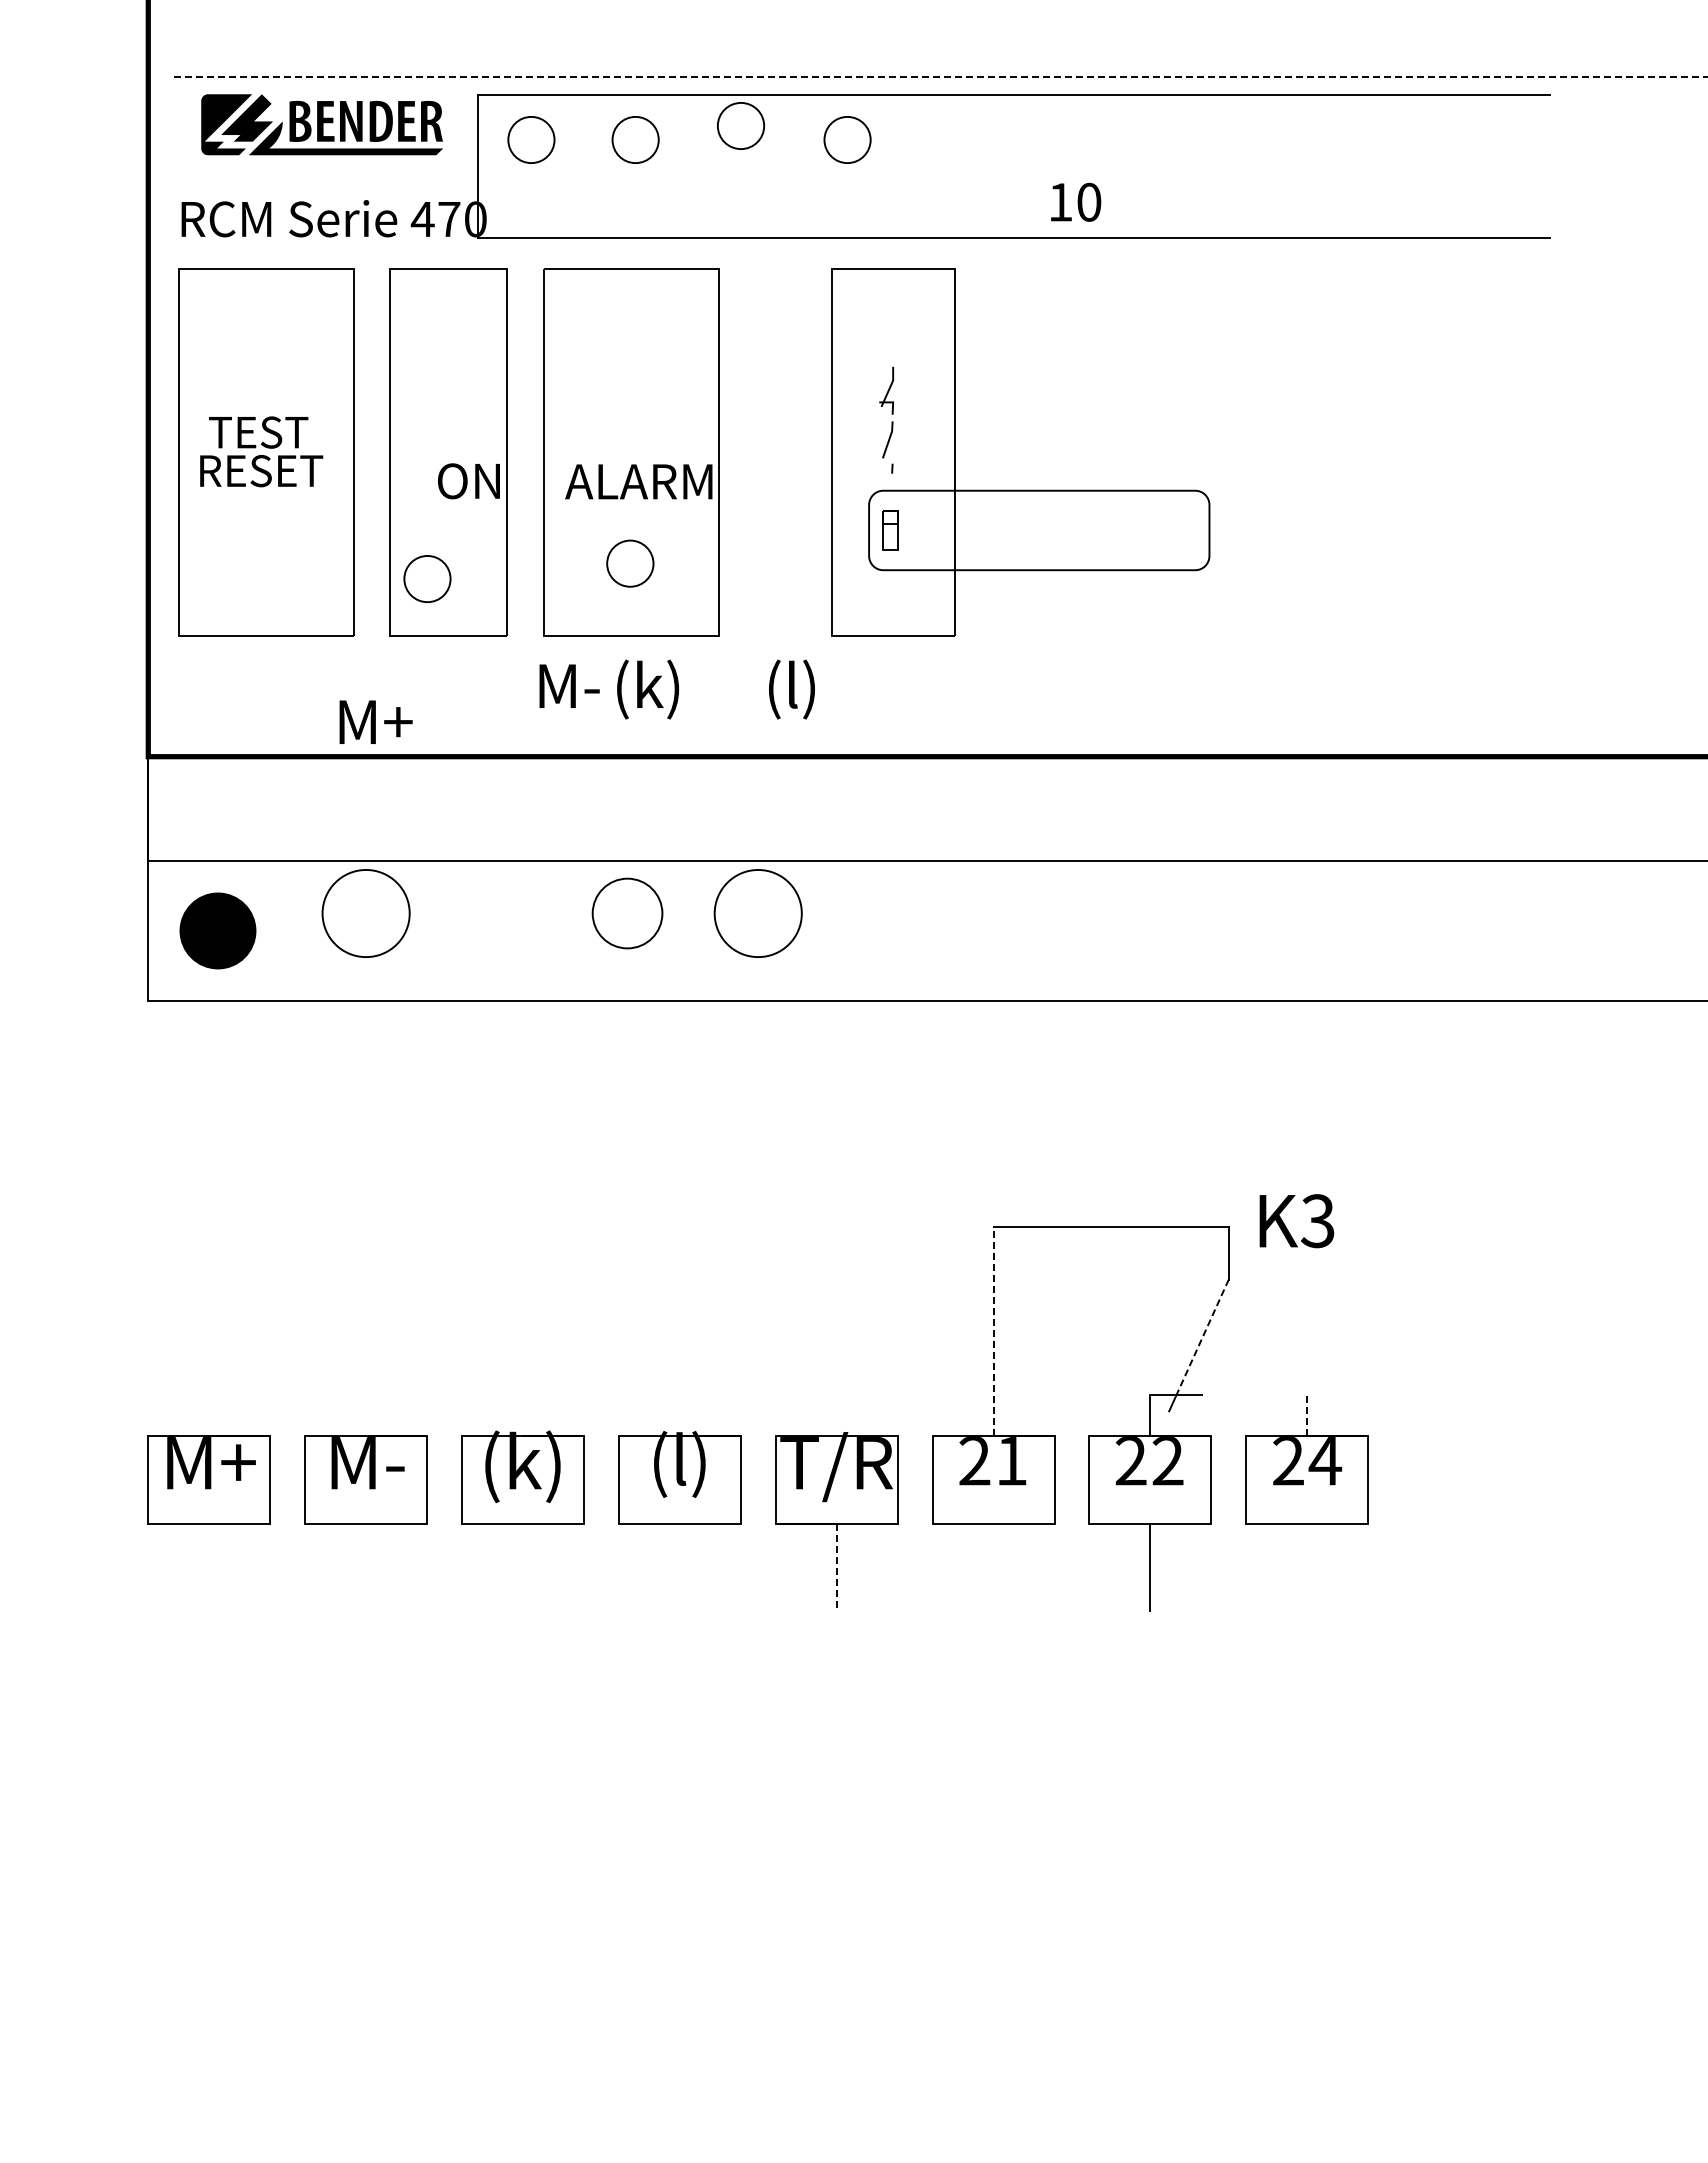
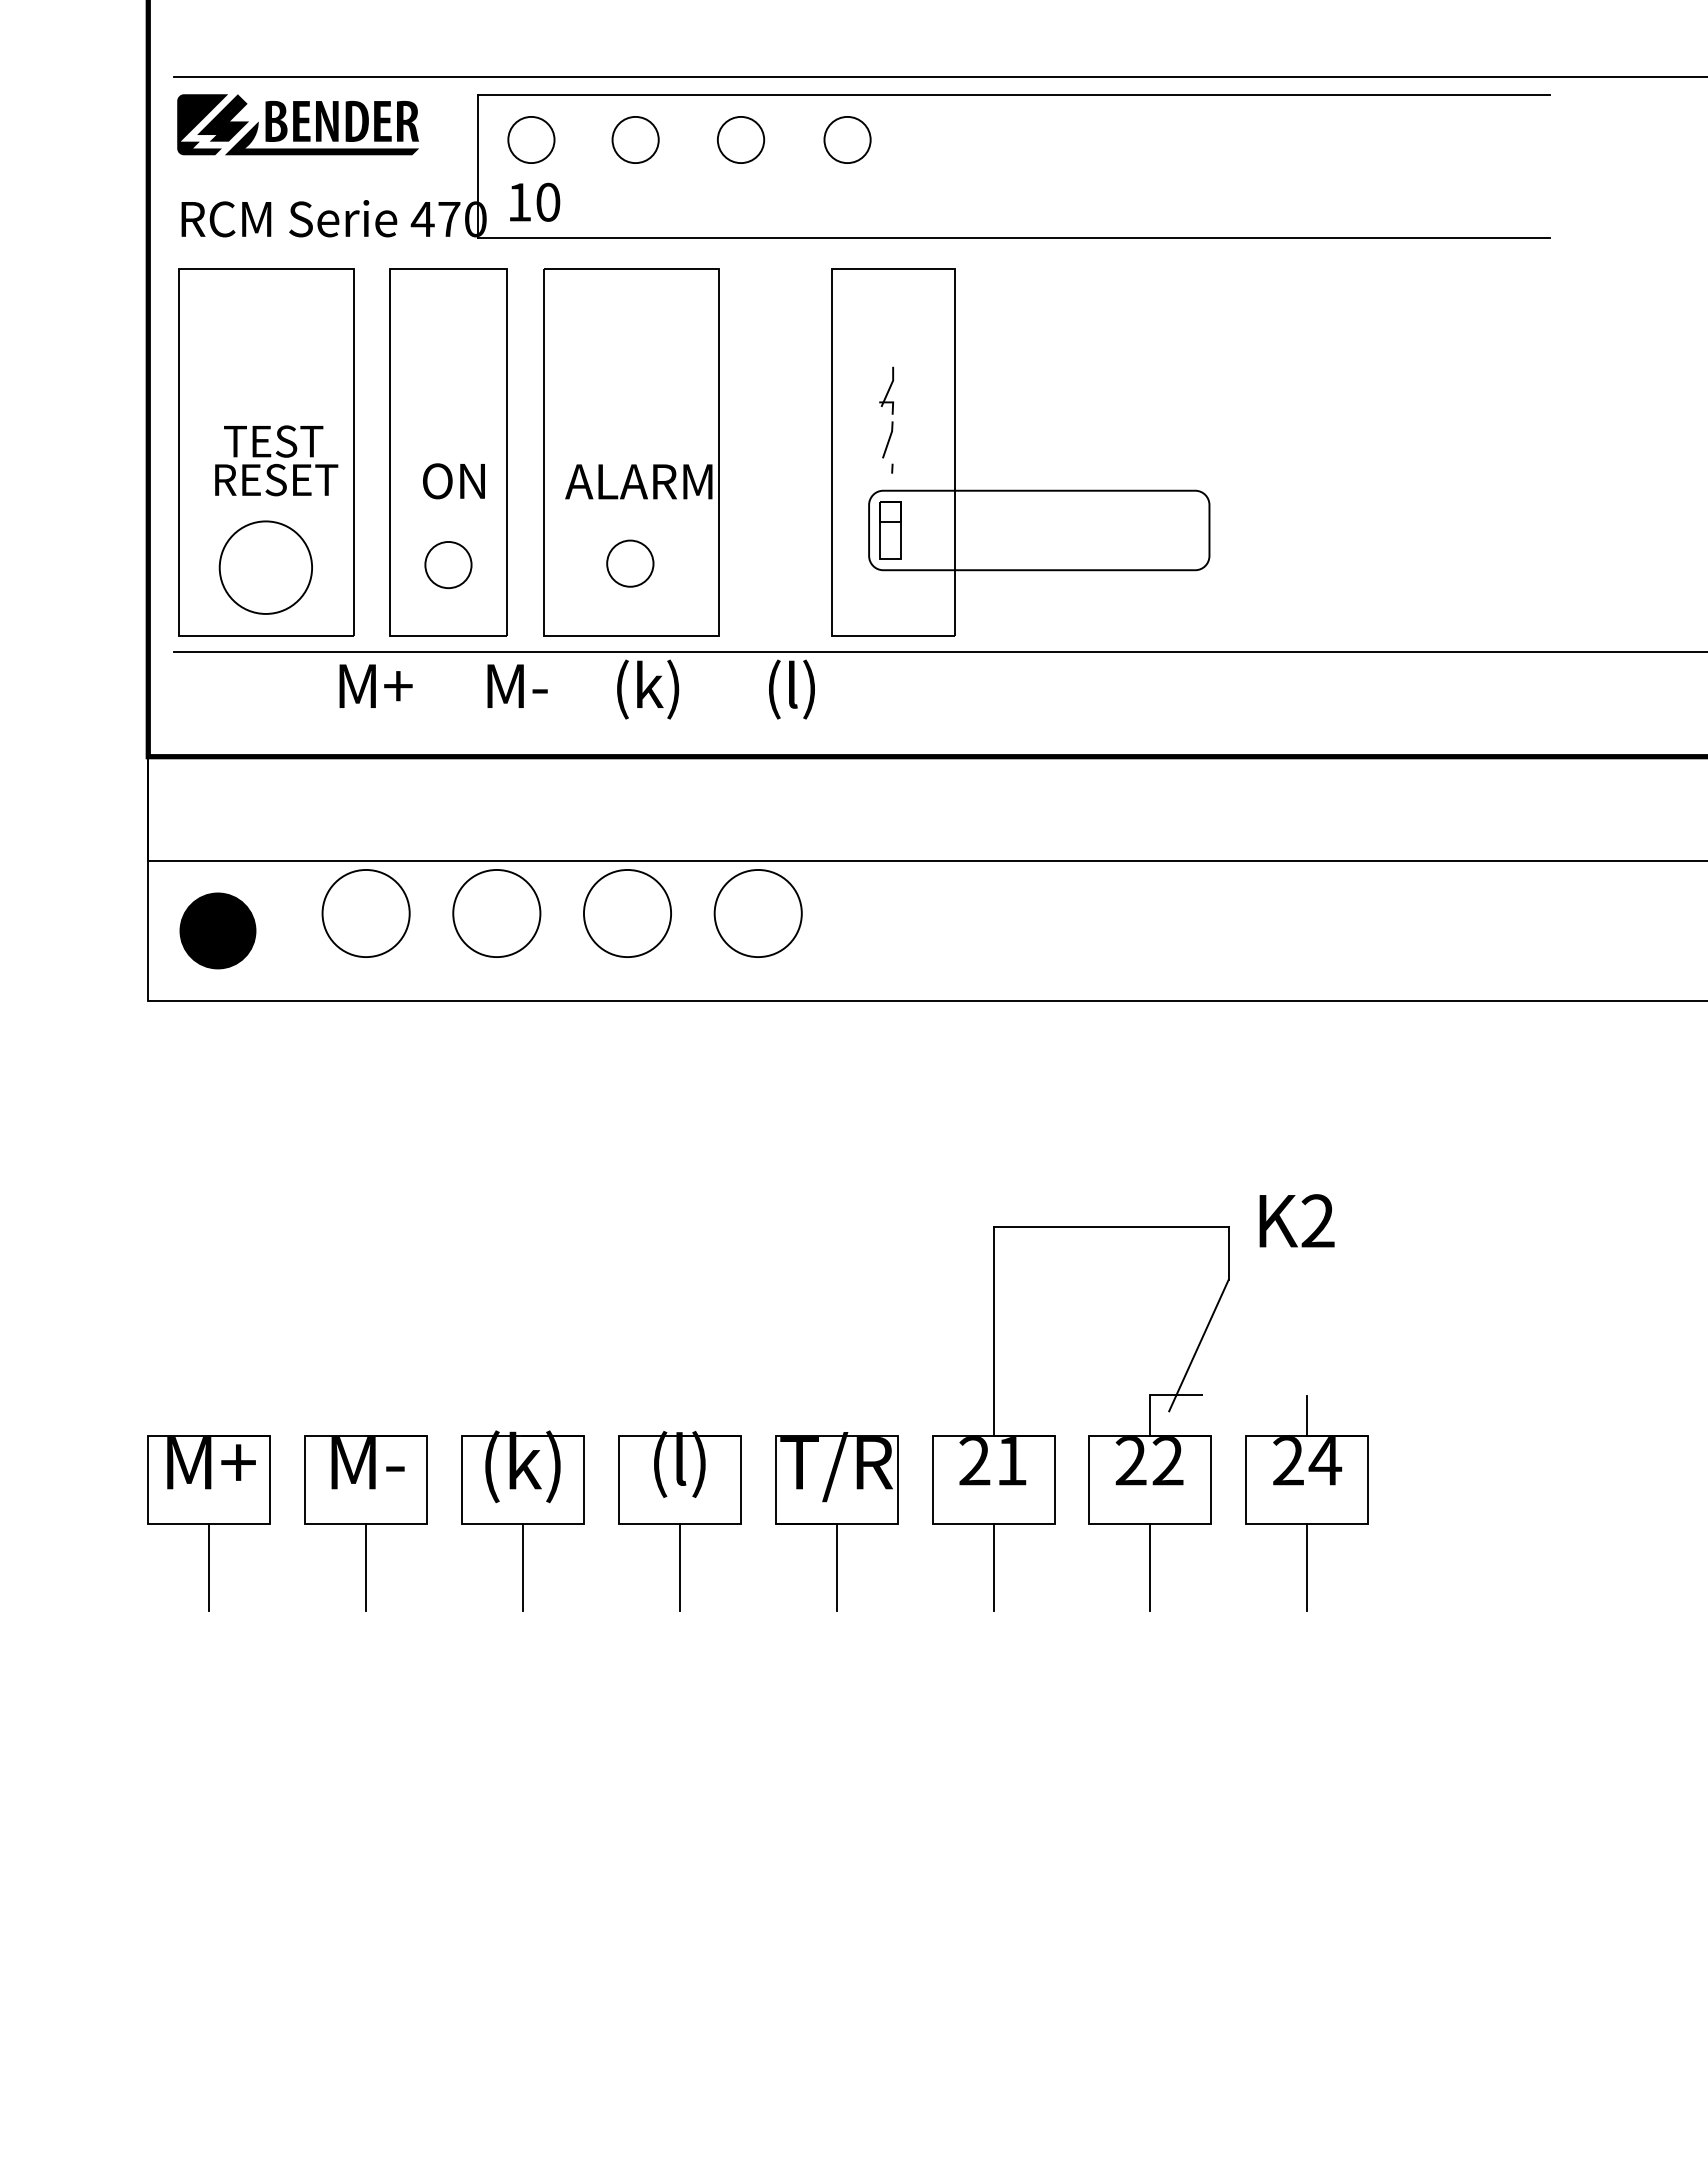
line: dashed -> solid (941, 77)
part position: (321, 124) -> (297, 124) (297, 124)
part position: (741, 125) -> (741, 139) (741, 139)
text position: (1076, 201) -> (535, 201) (535, 201)
text position: (261, 451) -> (276, 460) (276, 460)
text position: (468, 481) -> (453, 481) (453, 481)
part size: 17x41 px -> 23x59 px (890, 530)
part: none -> present (265, 567)
part position: (427, 579) -> (448, 565) (448, 565)
line: none -> present (939, 652)
text position: (569, 685) -> (517, 685) (517, 685)
text position: (375, 721) -> (375, 685) (375, 685)
circle: none -> present (496, 913)
circle diameter: 70 px -> 87 px (627, 913)
text: K3 -> K2 (1317, 1221)
line: dashed -> solid (993, 1331)
line: dashed -> solid (1202, 1337)
line: dashed -> solid (1307, 1416)
line: none -> present (209, 1566)
line: none -> present (366, 1566)
line: none -> present (522, 1566)
line: none -> present (679, 1566)
line: none -> present (993, 1566)
line: none -> present (1307, 1566)
line: dashed -> solid (836, 1567)
